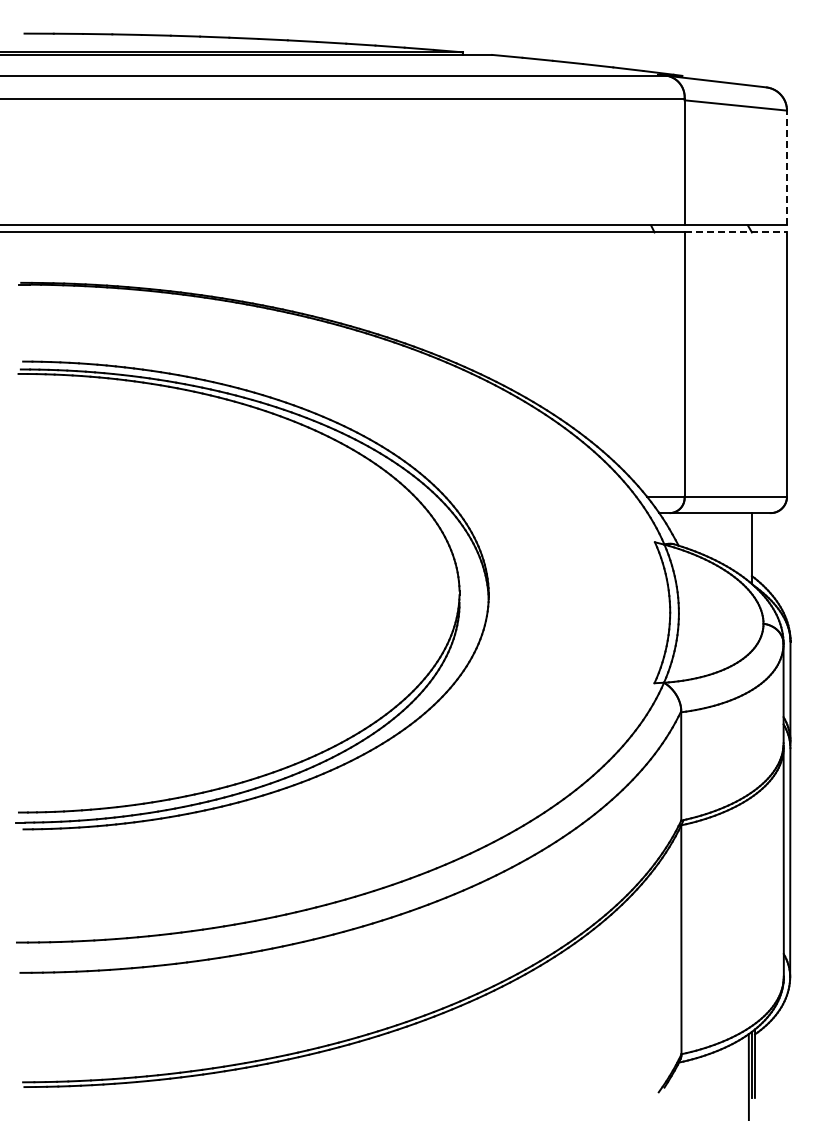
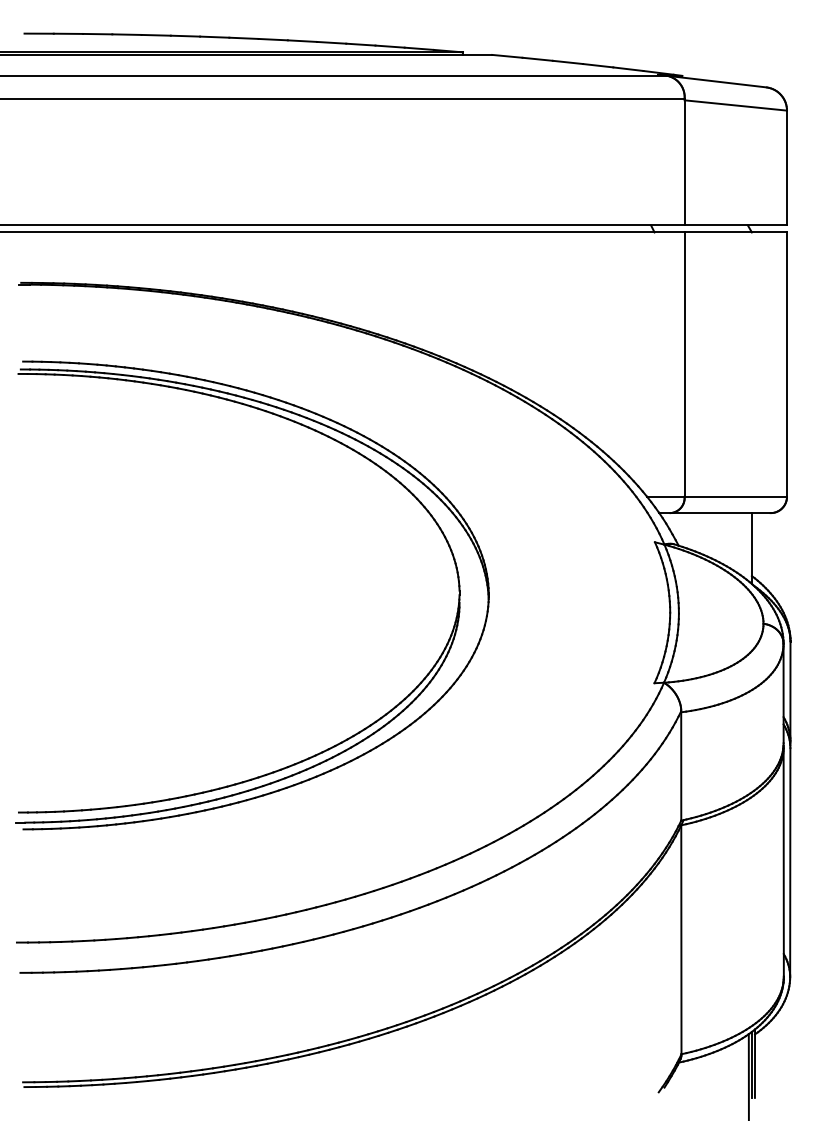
line: dashed -> solid (787, 167)
line: dashed -> solid (736, 232)
